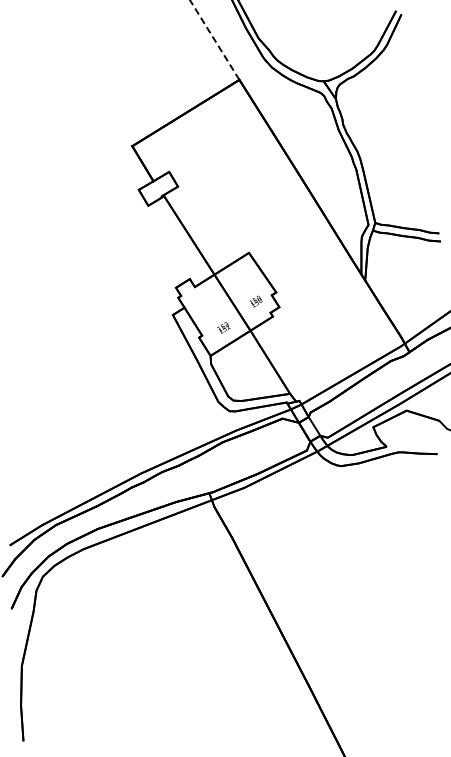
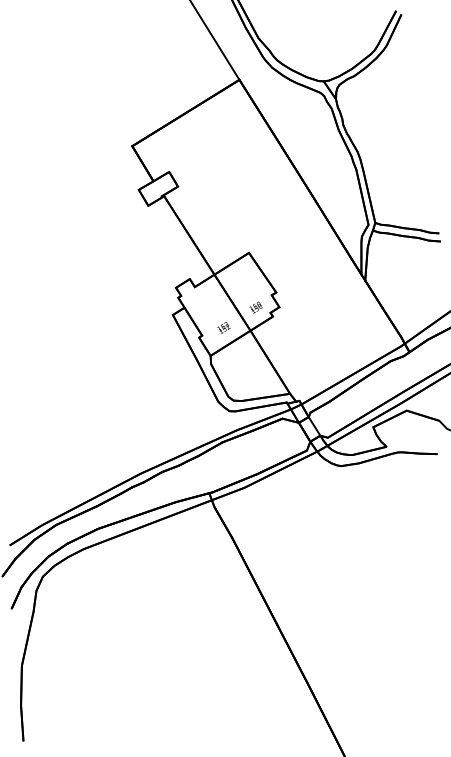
line: dashed -> solid (214, 40)
text position: (255, 301) -> (255, 307) (255, 307)
